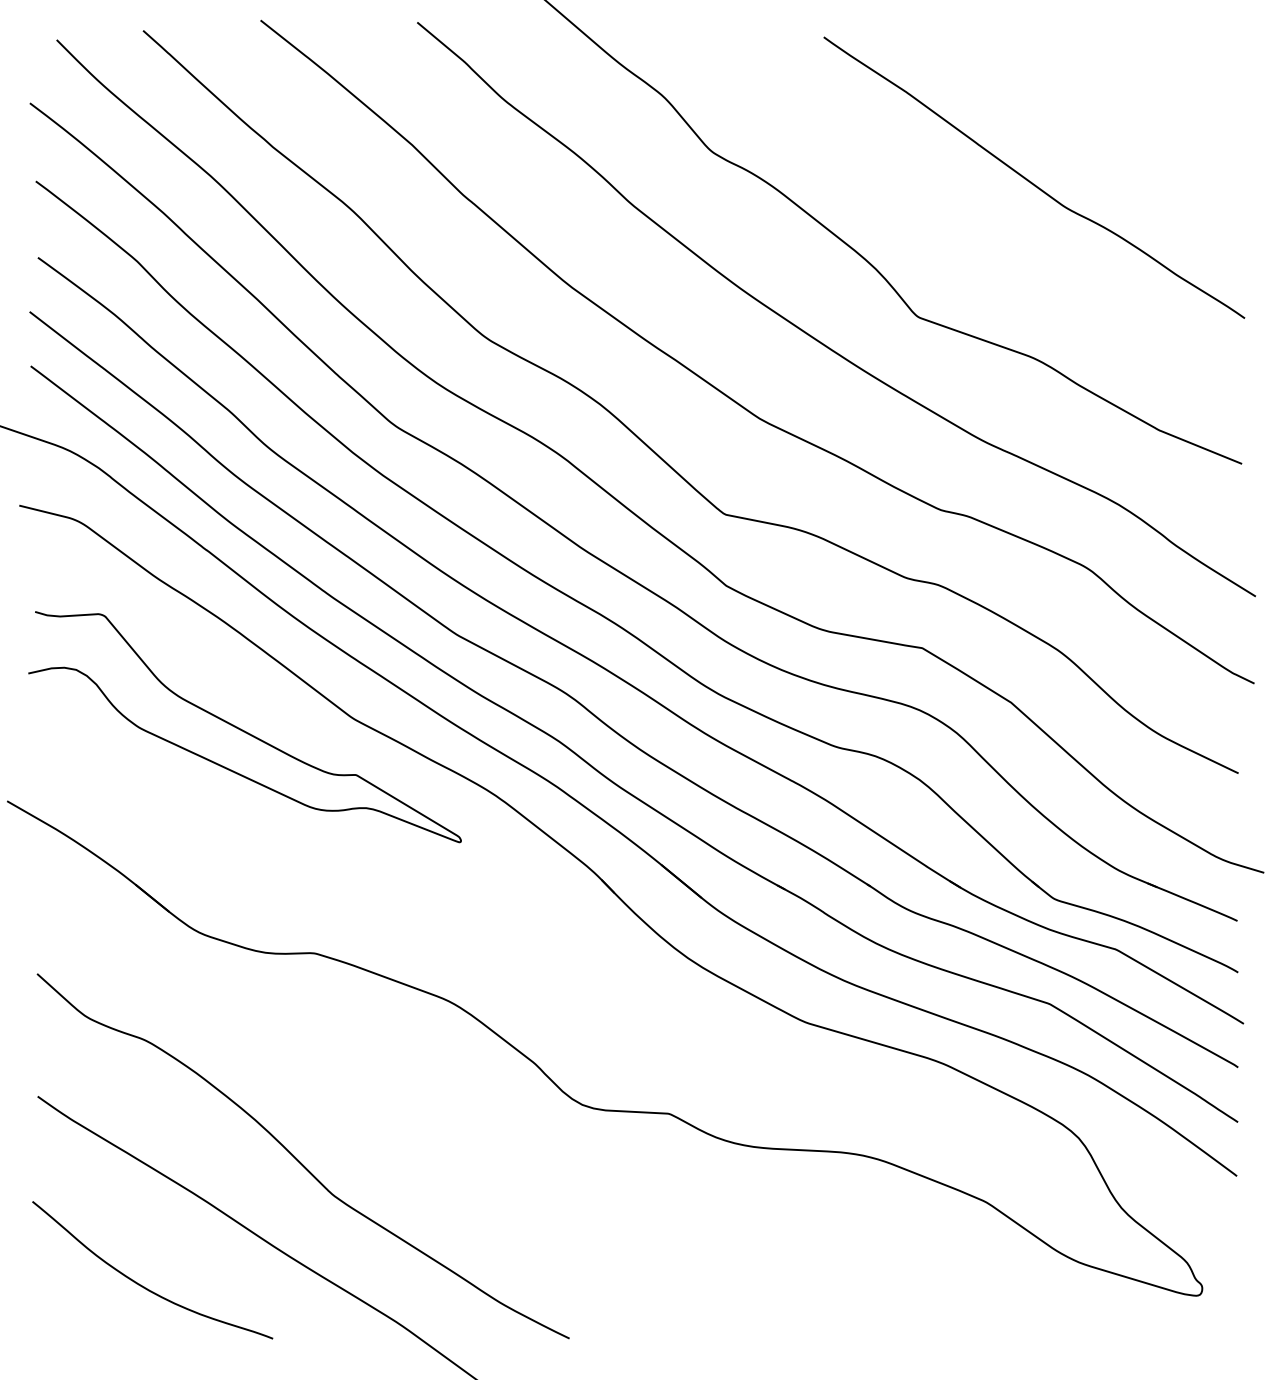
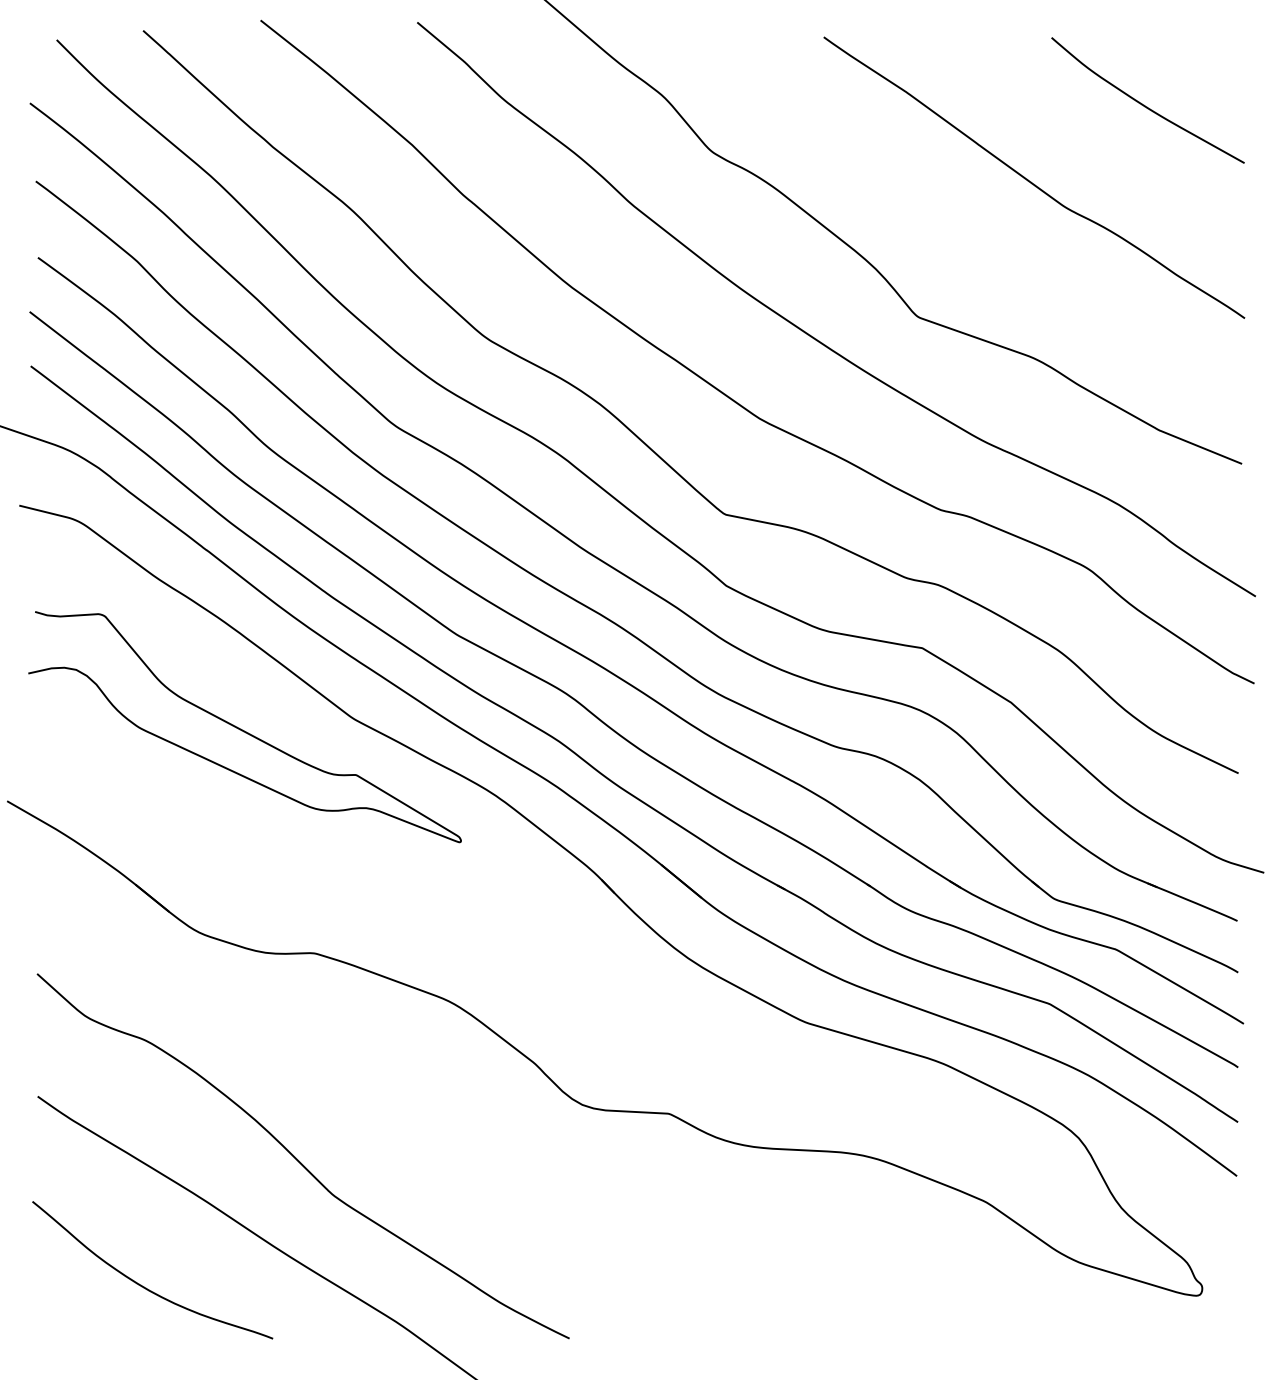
curve: none -> present (1144, 104)
